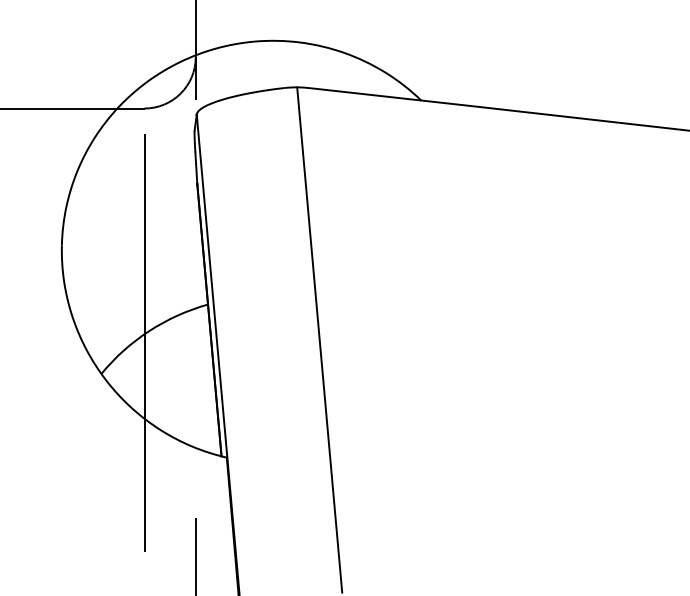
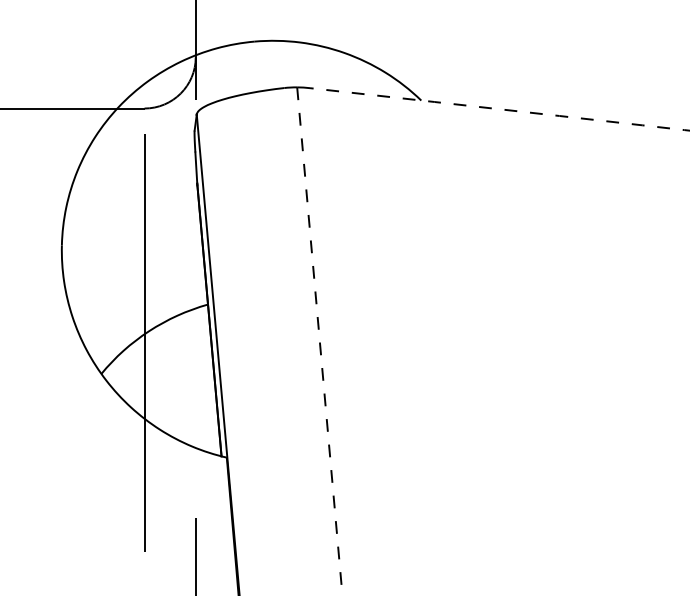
arc: solid -> dashed (499, 109)
line: solid -> dashed (319, 340)
